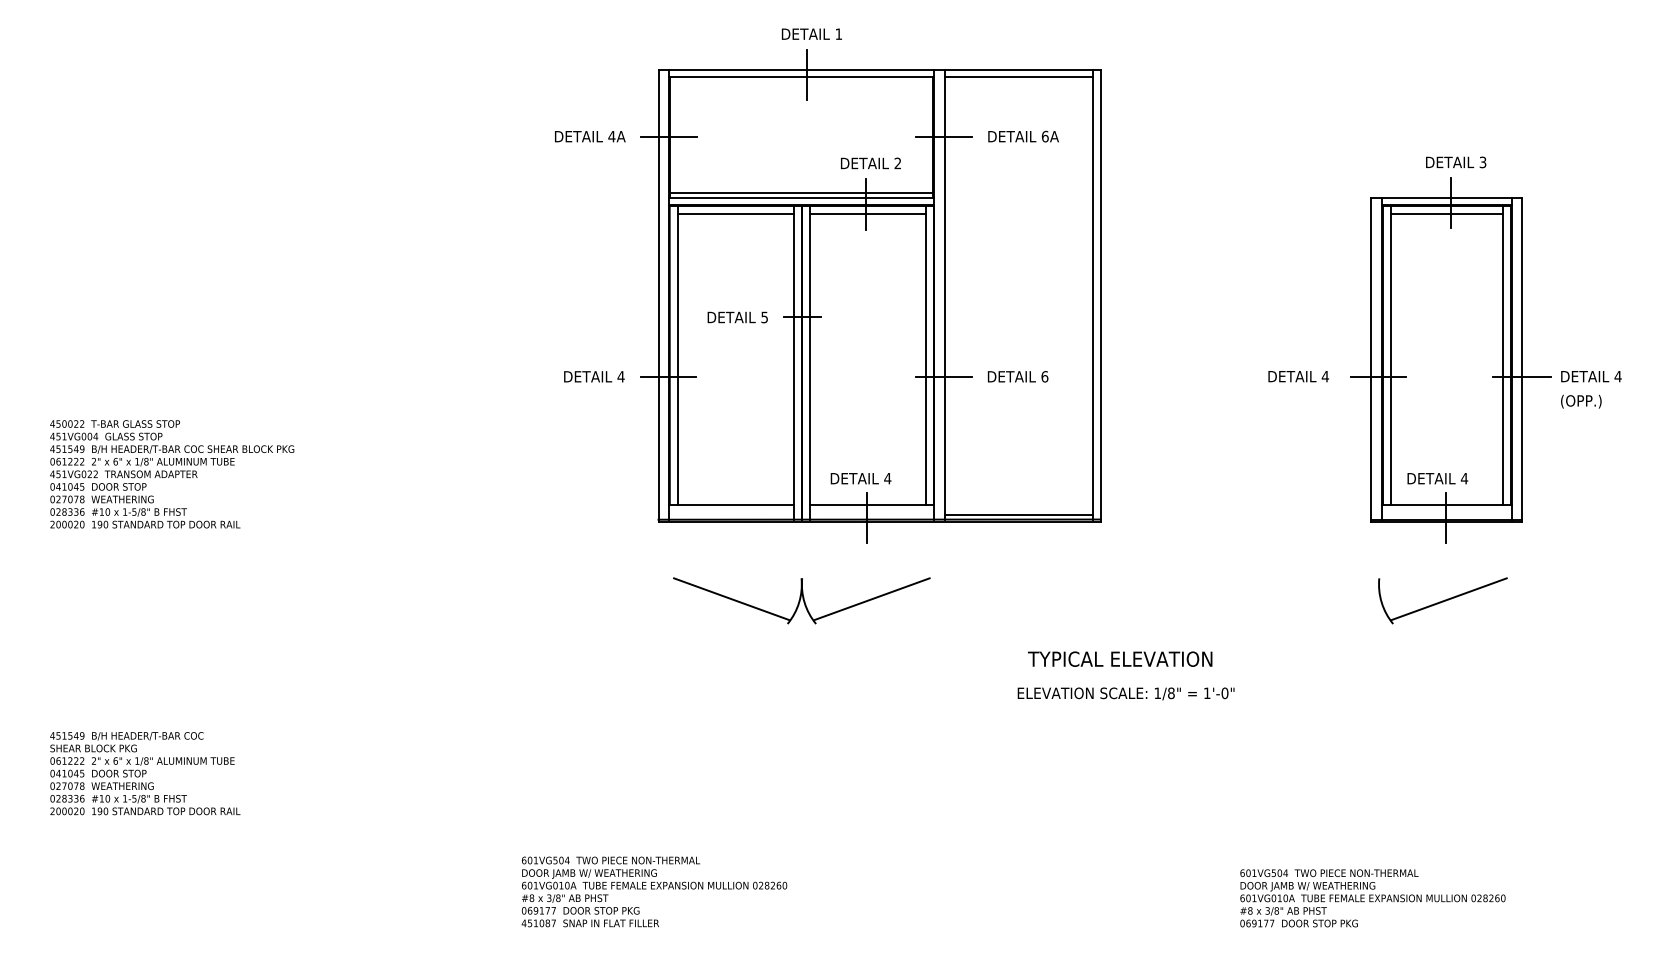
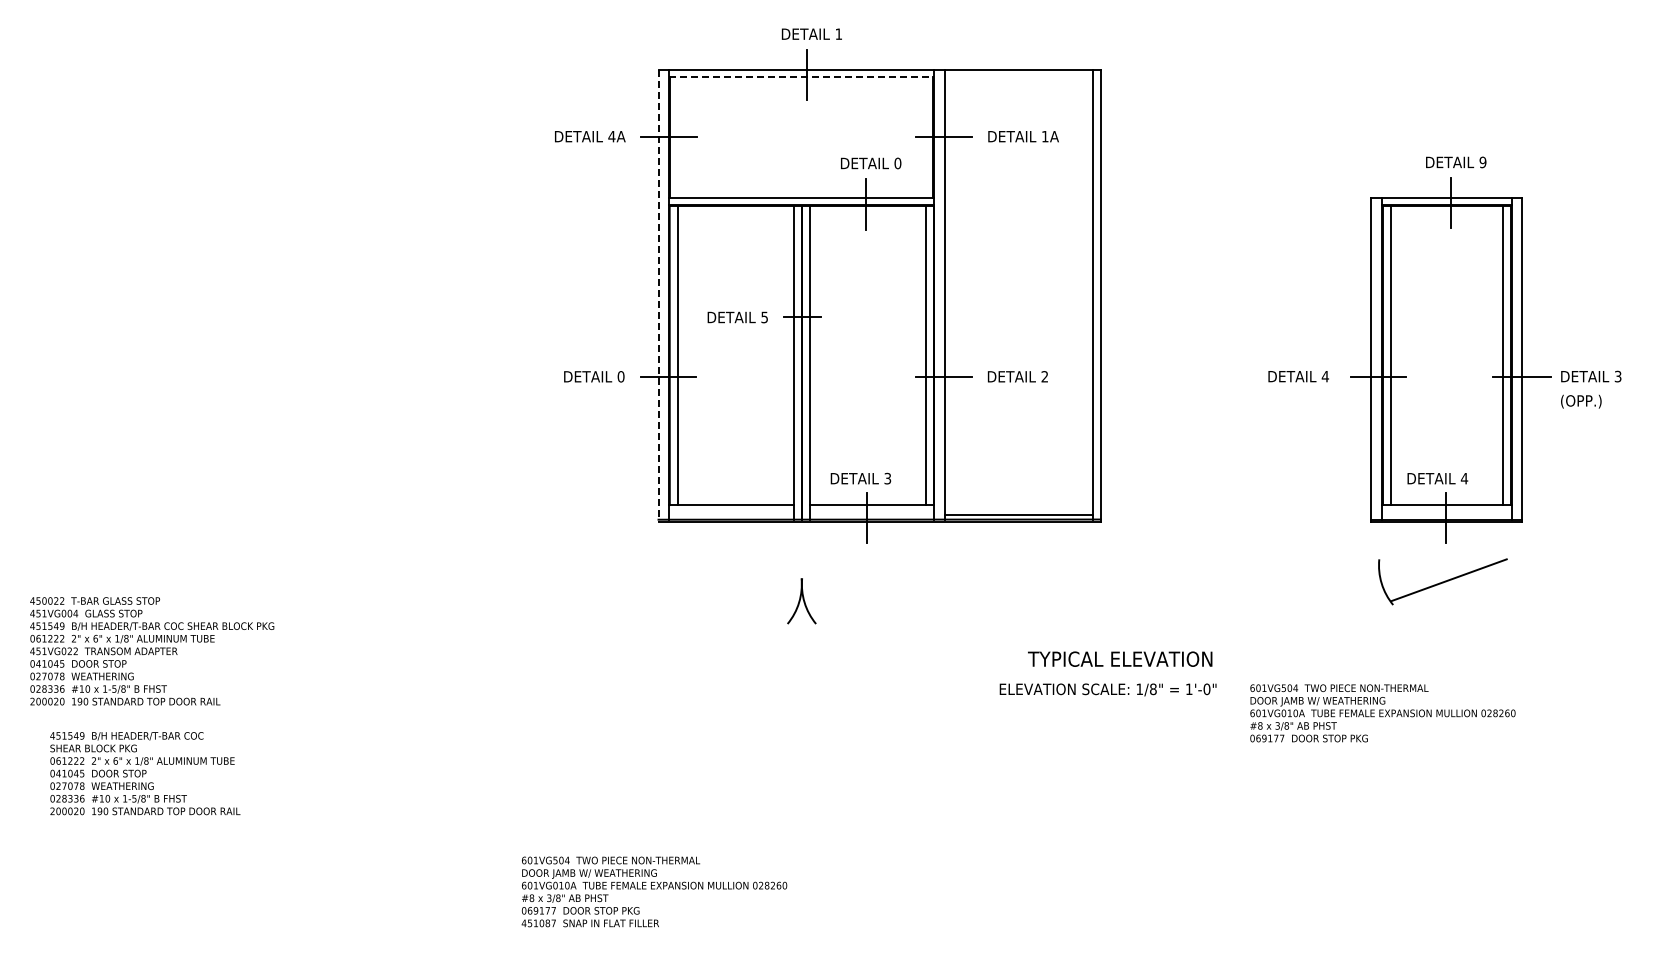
line: solid -> dashed (801, 77)
line: present -> none (1019, 77)
text: 6A -> 1A (1044, 136)
text: 3 -> 9 (1482, 162)
text: 2 -> 0 (897, 163)
line: present -> none (801, 192)
line: present -> none (735, 214)
line: present -> none (867, 214)
line: present -> none (1446, 214)
line: solid -> dashed (658, 296)
text: 4 -> 0 (620, 376)
text: 6 -> 2 (1044, 376)
text: 4 -> 3 (1617, 376)
text position: (172, 474) -> (152, 651) (152, 651)
text: 4 -> 3 (887, 478)
line: present -> none (731, 599)
line: present -> none (871, 599)
part position: (1442, 600) -> (1442, 581) (1442, 581)
text position: (1125, 693) -> (1107, 689) (1107, 689)
text position: (1372, 898) -> (1382, 713) (1382, 713)
